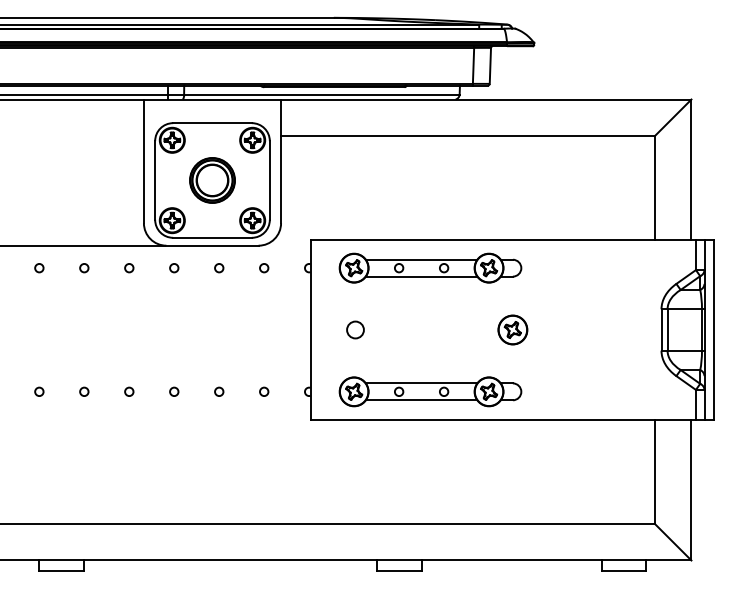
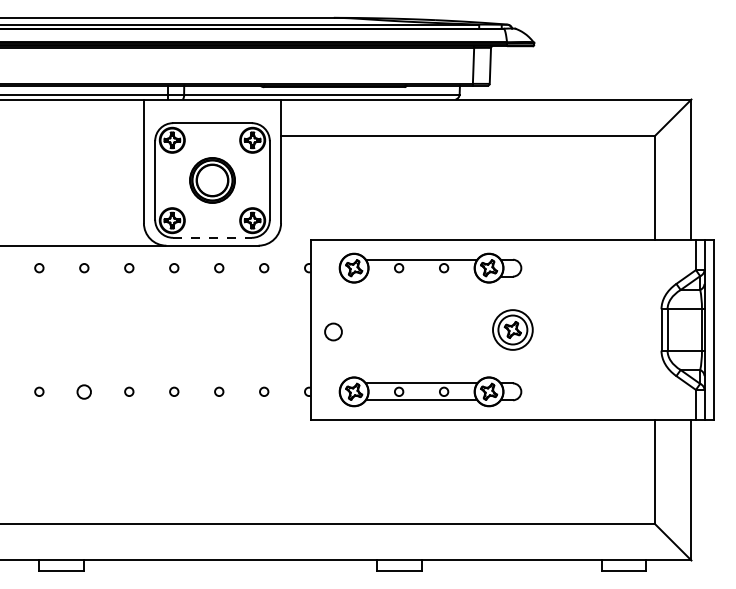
line: solid -> dashed (213, 237)
line: present -> none (421, 276)
circle position: (355, 329) -> (333, 331) (333, 331)
circle diameter: 28 px -> 40 px (512, 329)
circle size: 11x11 px -> 16x16 px (83, 391)
